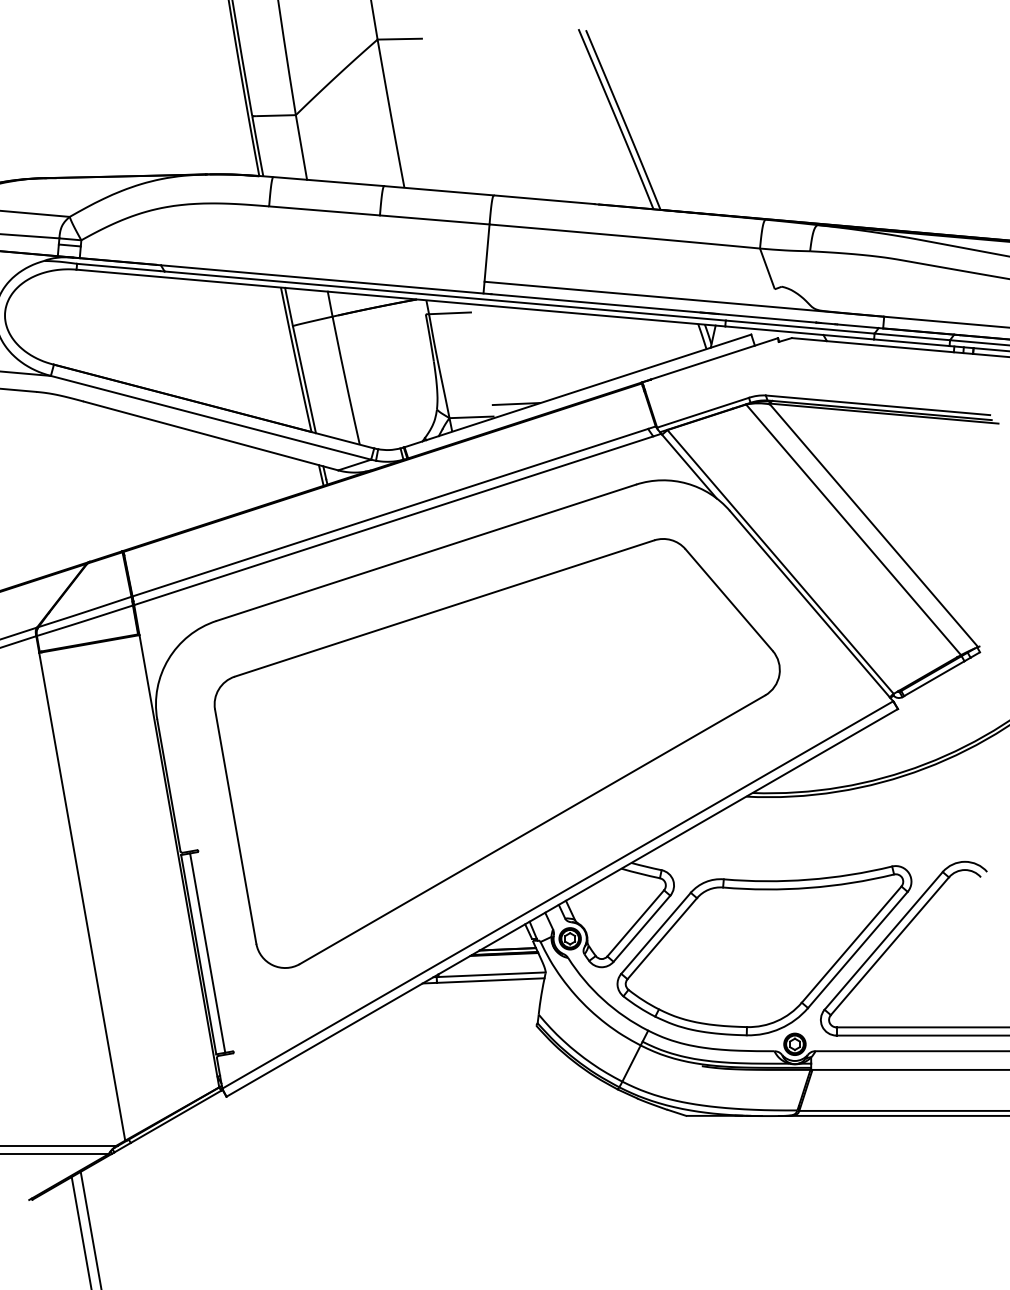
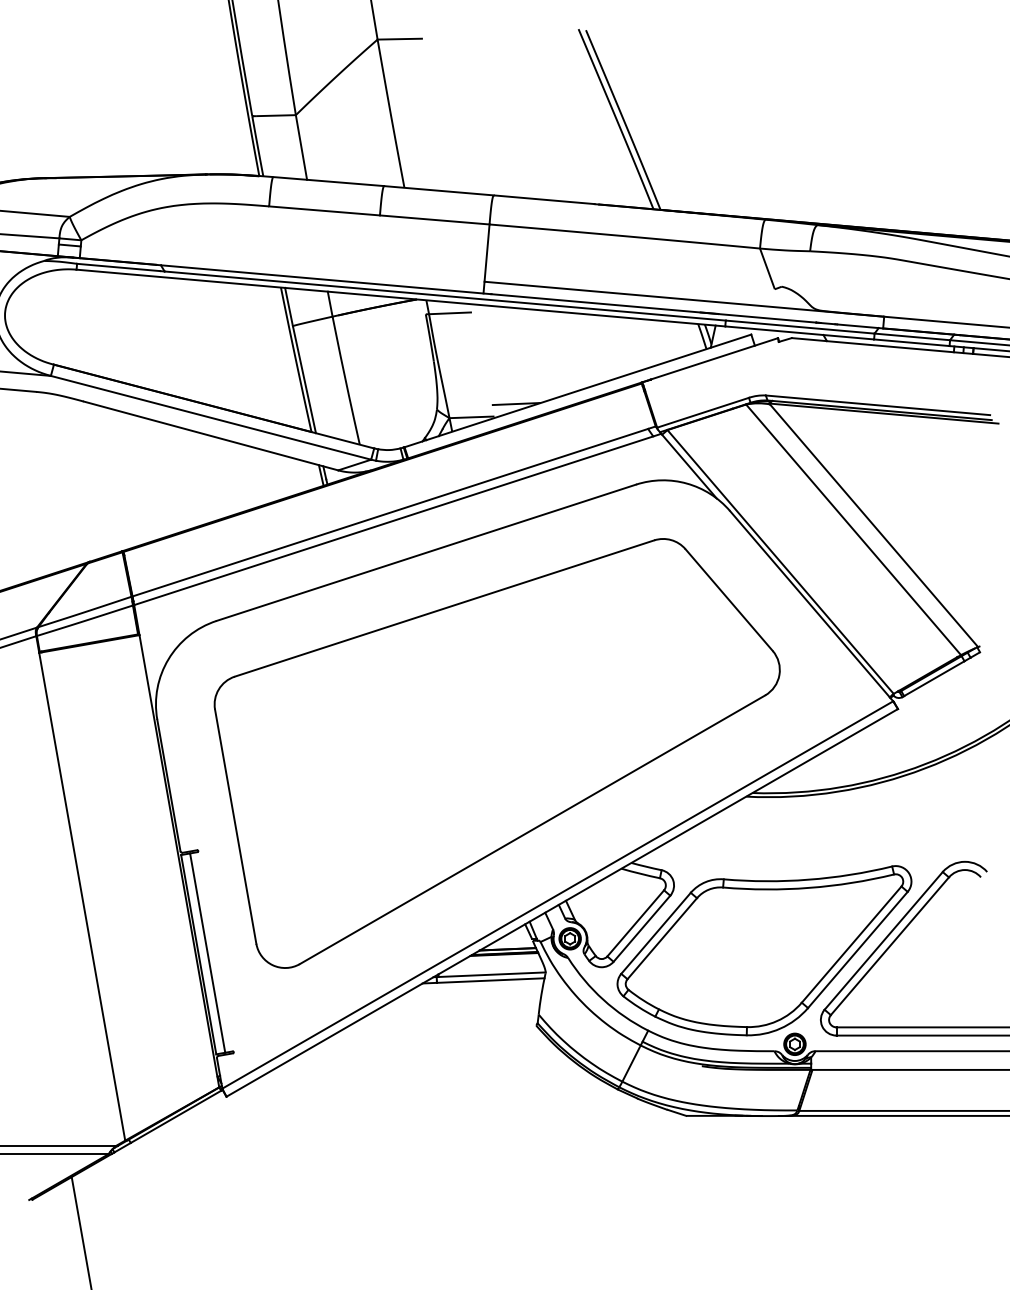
line: present -> none (90, 1228)
